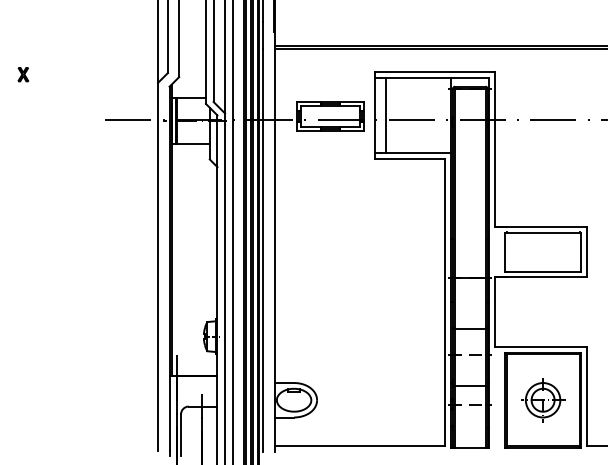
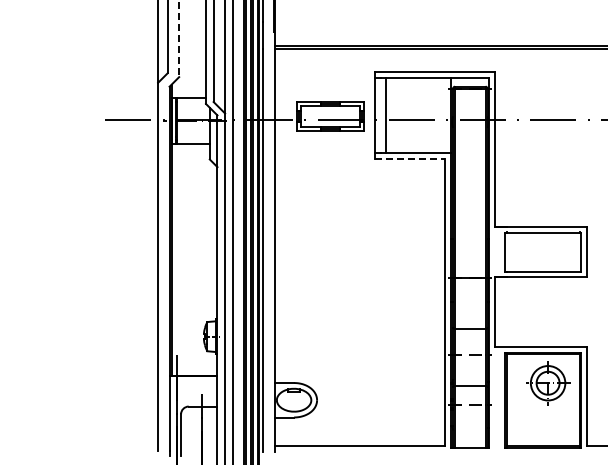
line: solid -> dashed (179, 39)
part: present -> none (23, 74)
line: solid -> dashed (410, 158)
part position: (543, 400) -> (548, 383) (548, 383)
